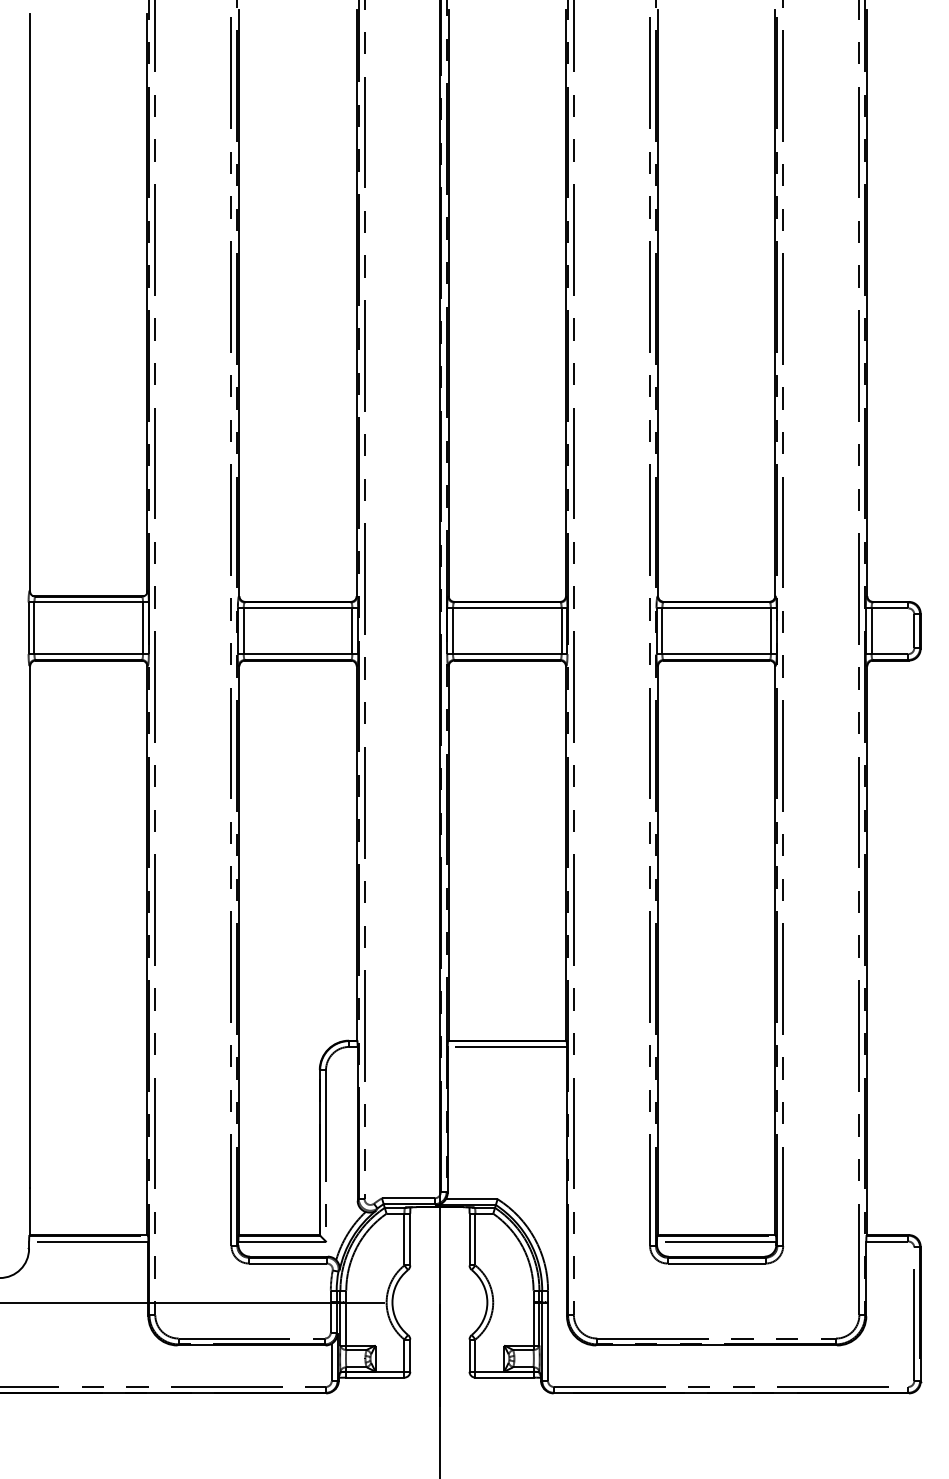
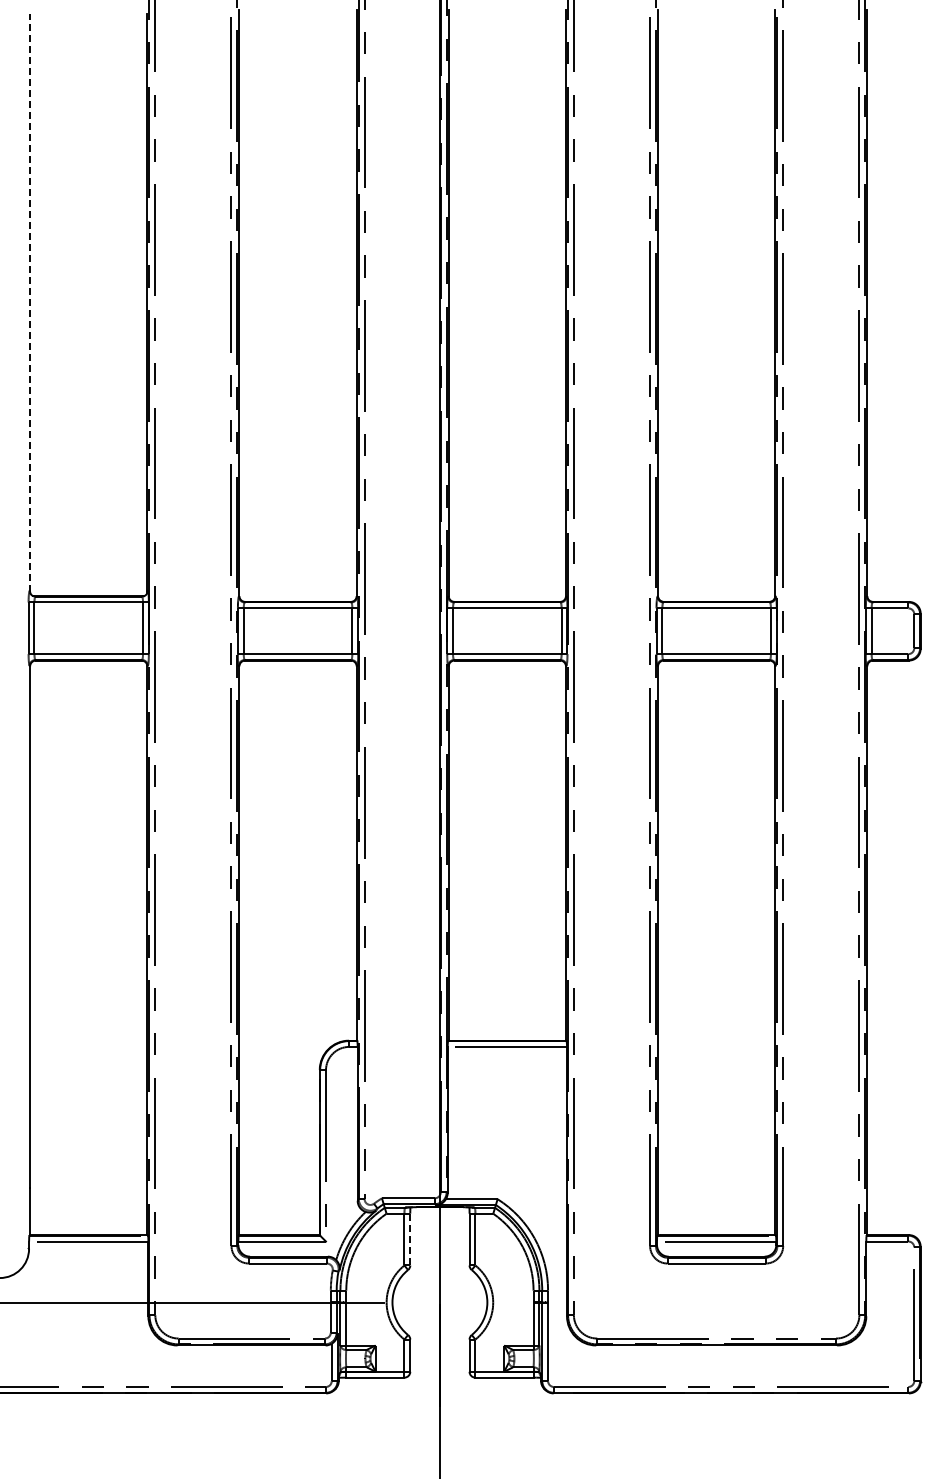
line: solid -> dashed (30, 302)
line: solid -> dashed (410, 1239)
